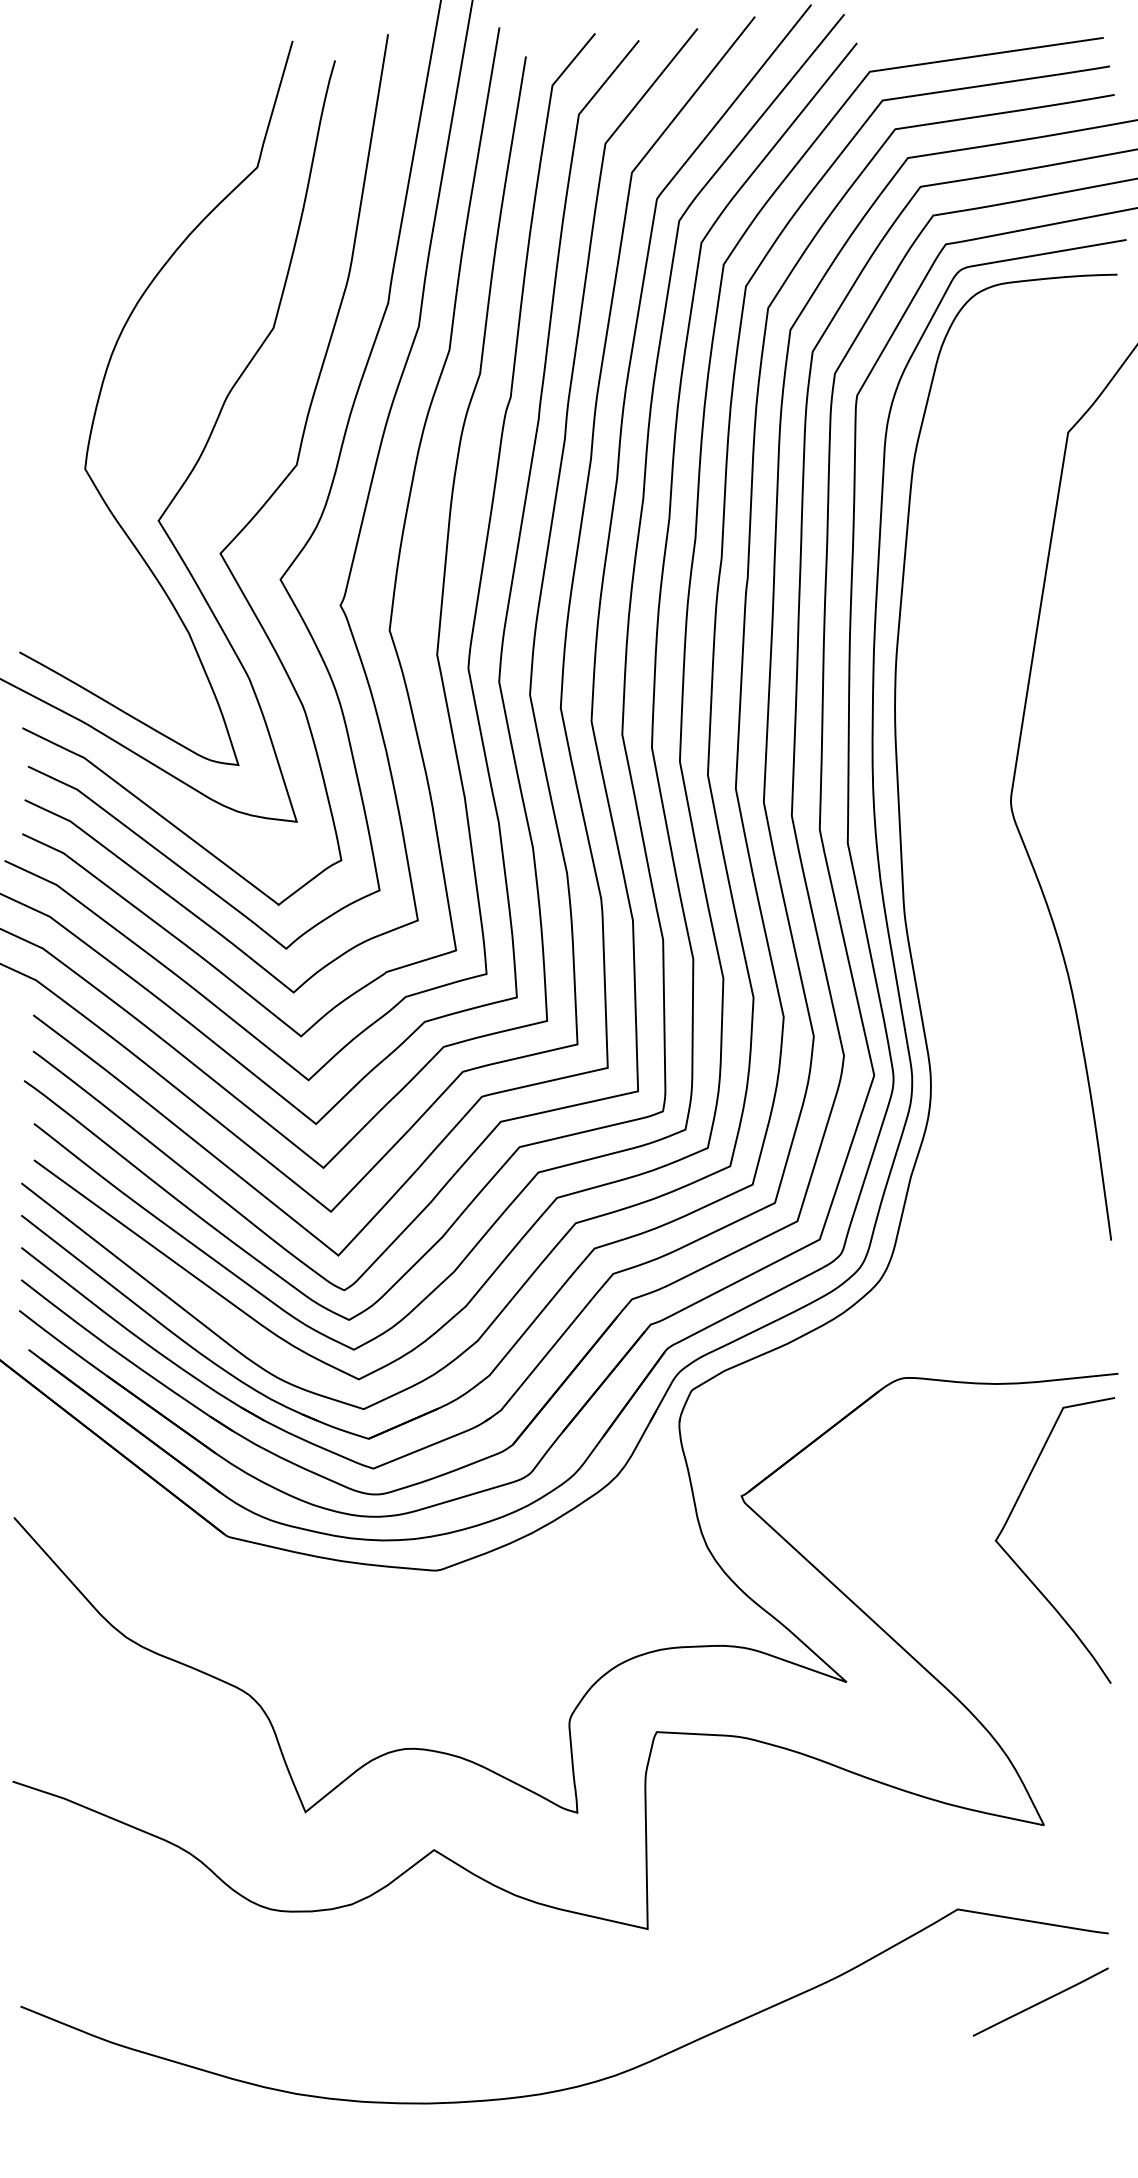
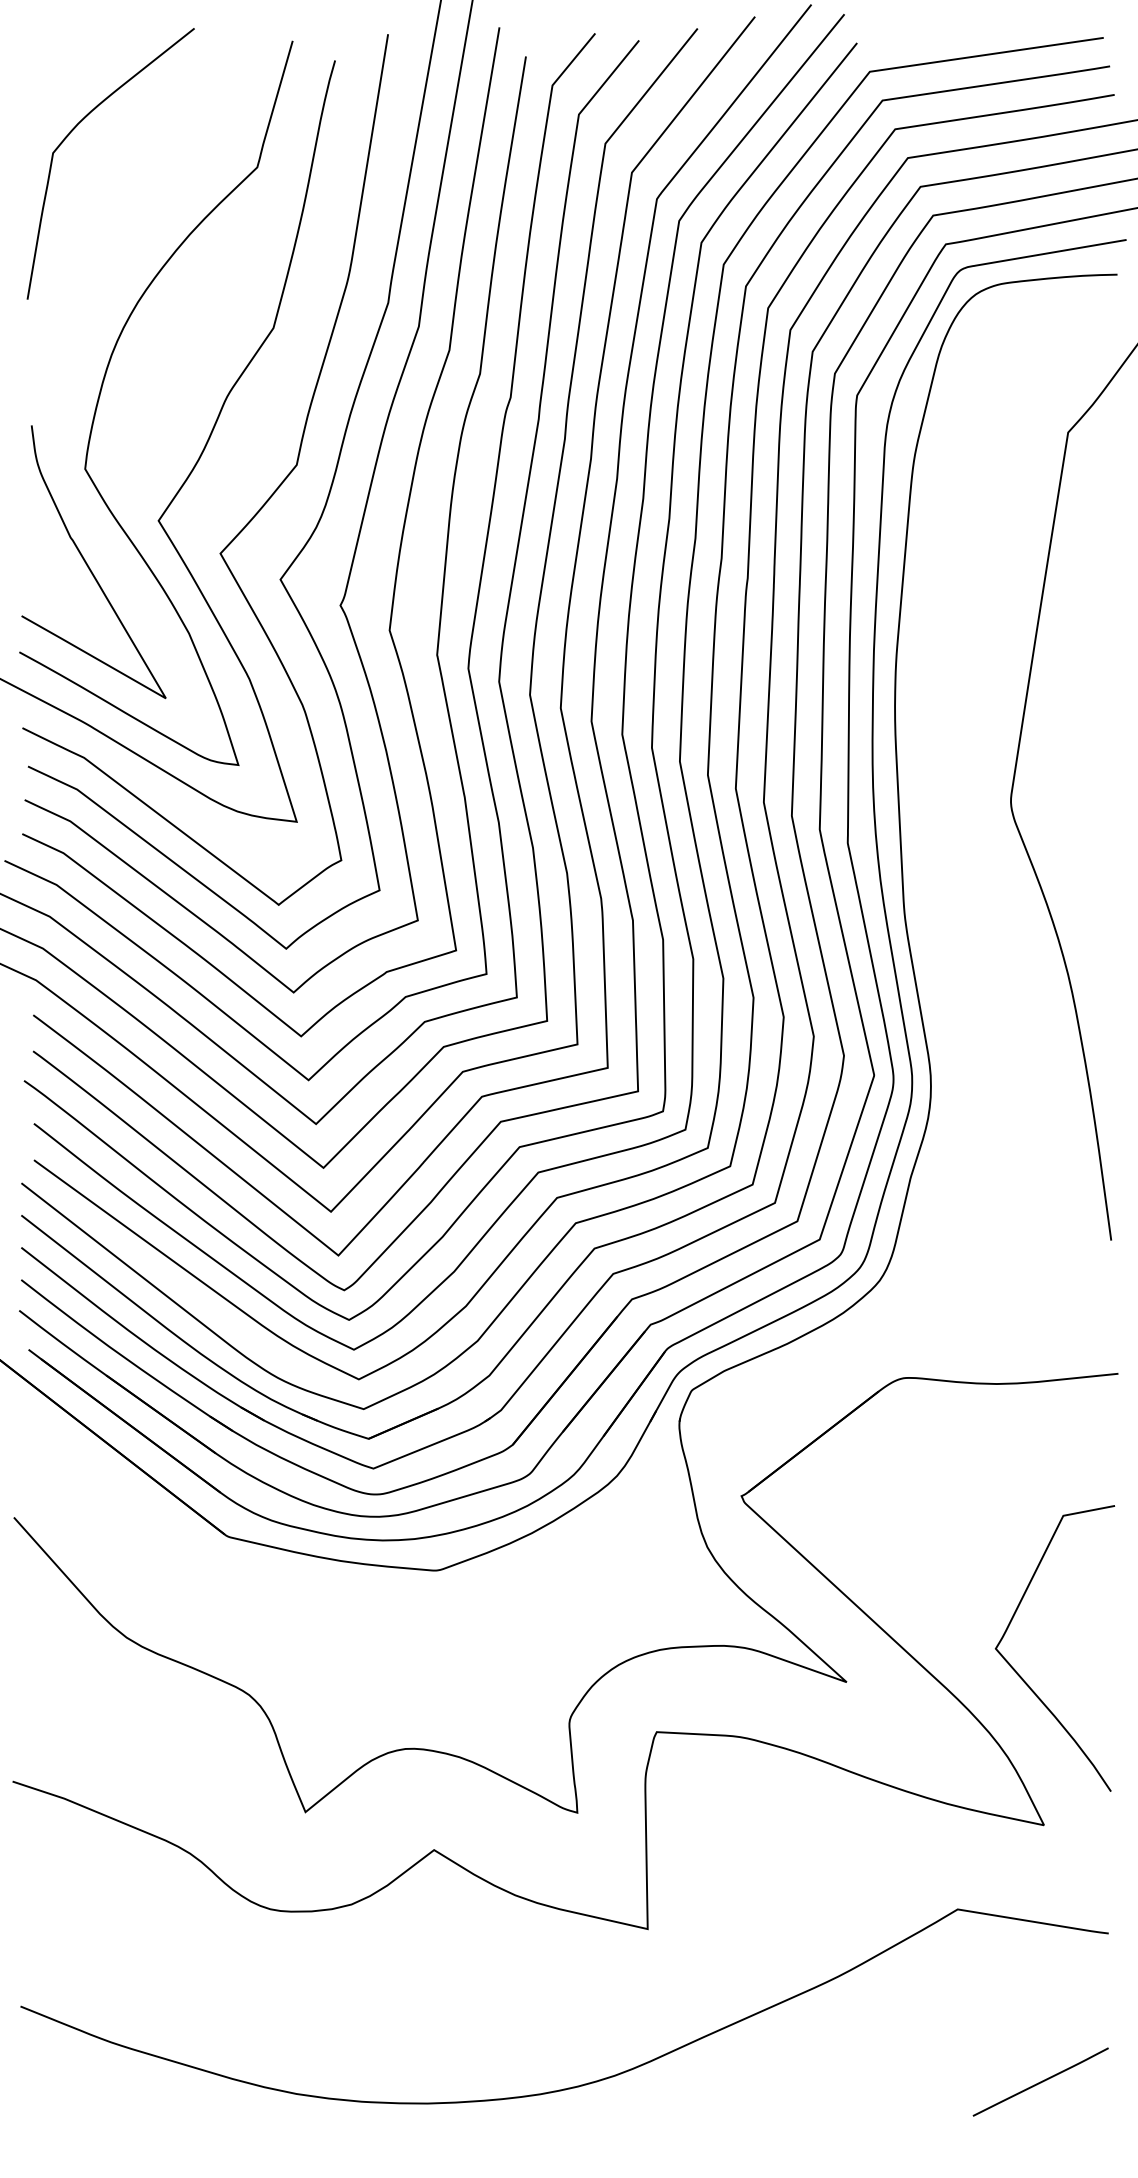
curve: none -> present (75, 128)
curve: none -> present (88, 564)
curve position: (1022, 1569) -> (1022, 1677) (1022, 1677)
line position: (1040, 2001) -> (1040, 2081) (1040, 2081)
